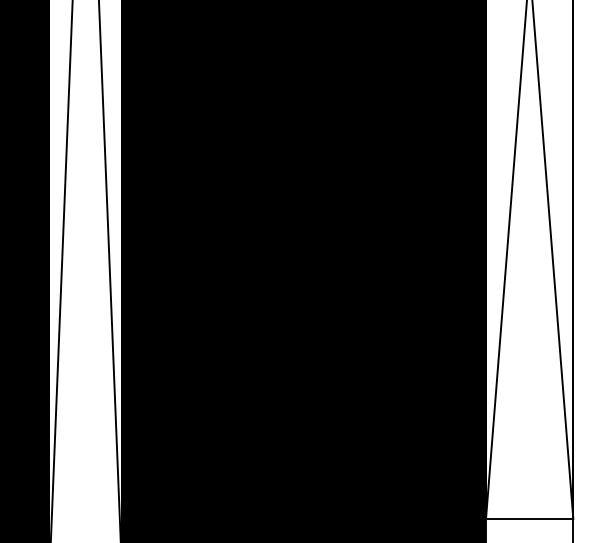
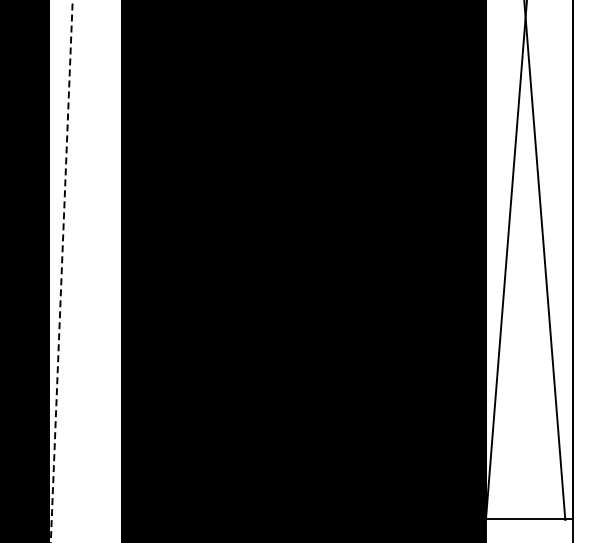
line position: (552, 260) -> (544, 260) (544, 260)
line: present -> none (109, 270)
line: solid -> dashed (61, 271)
